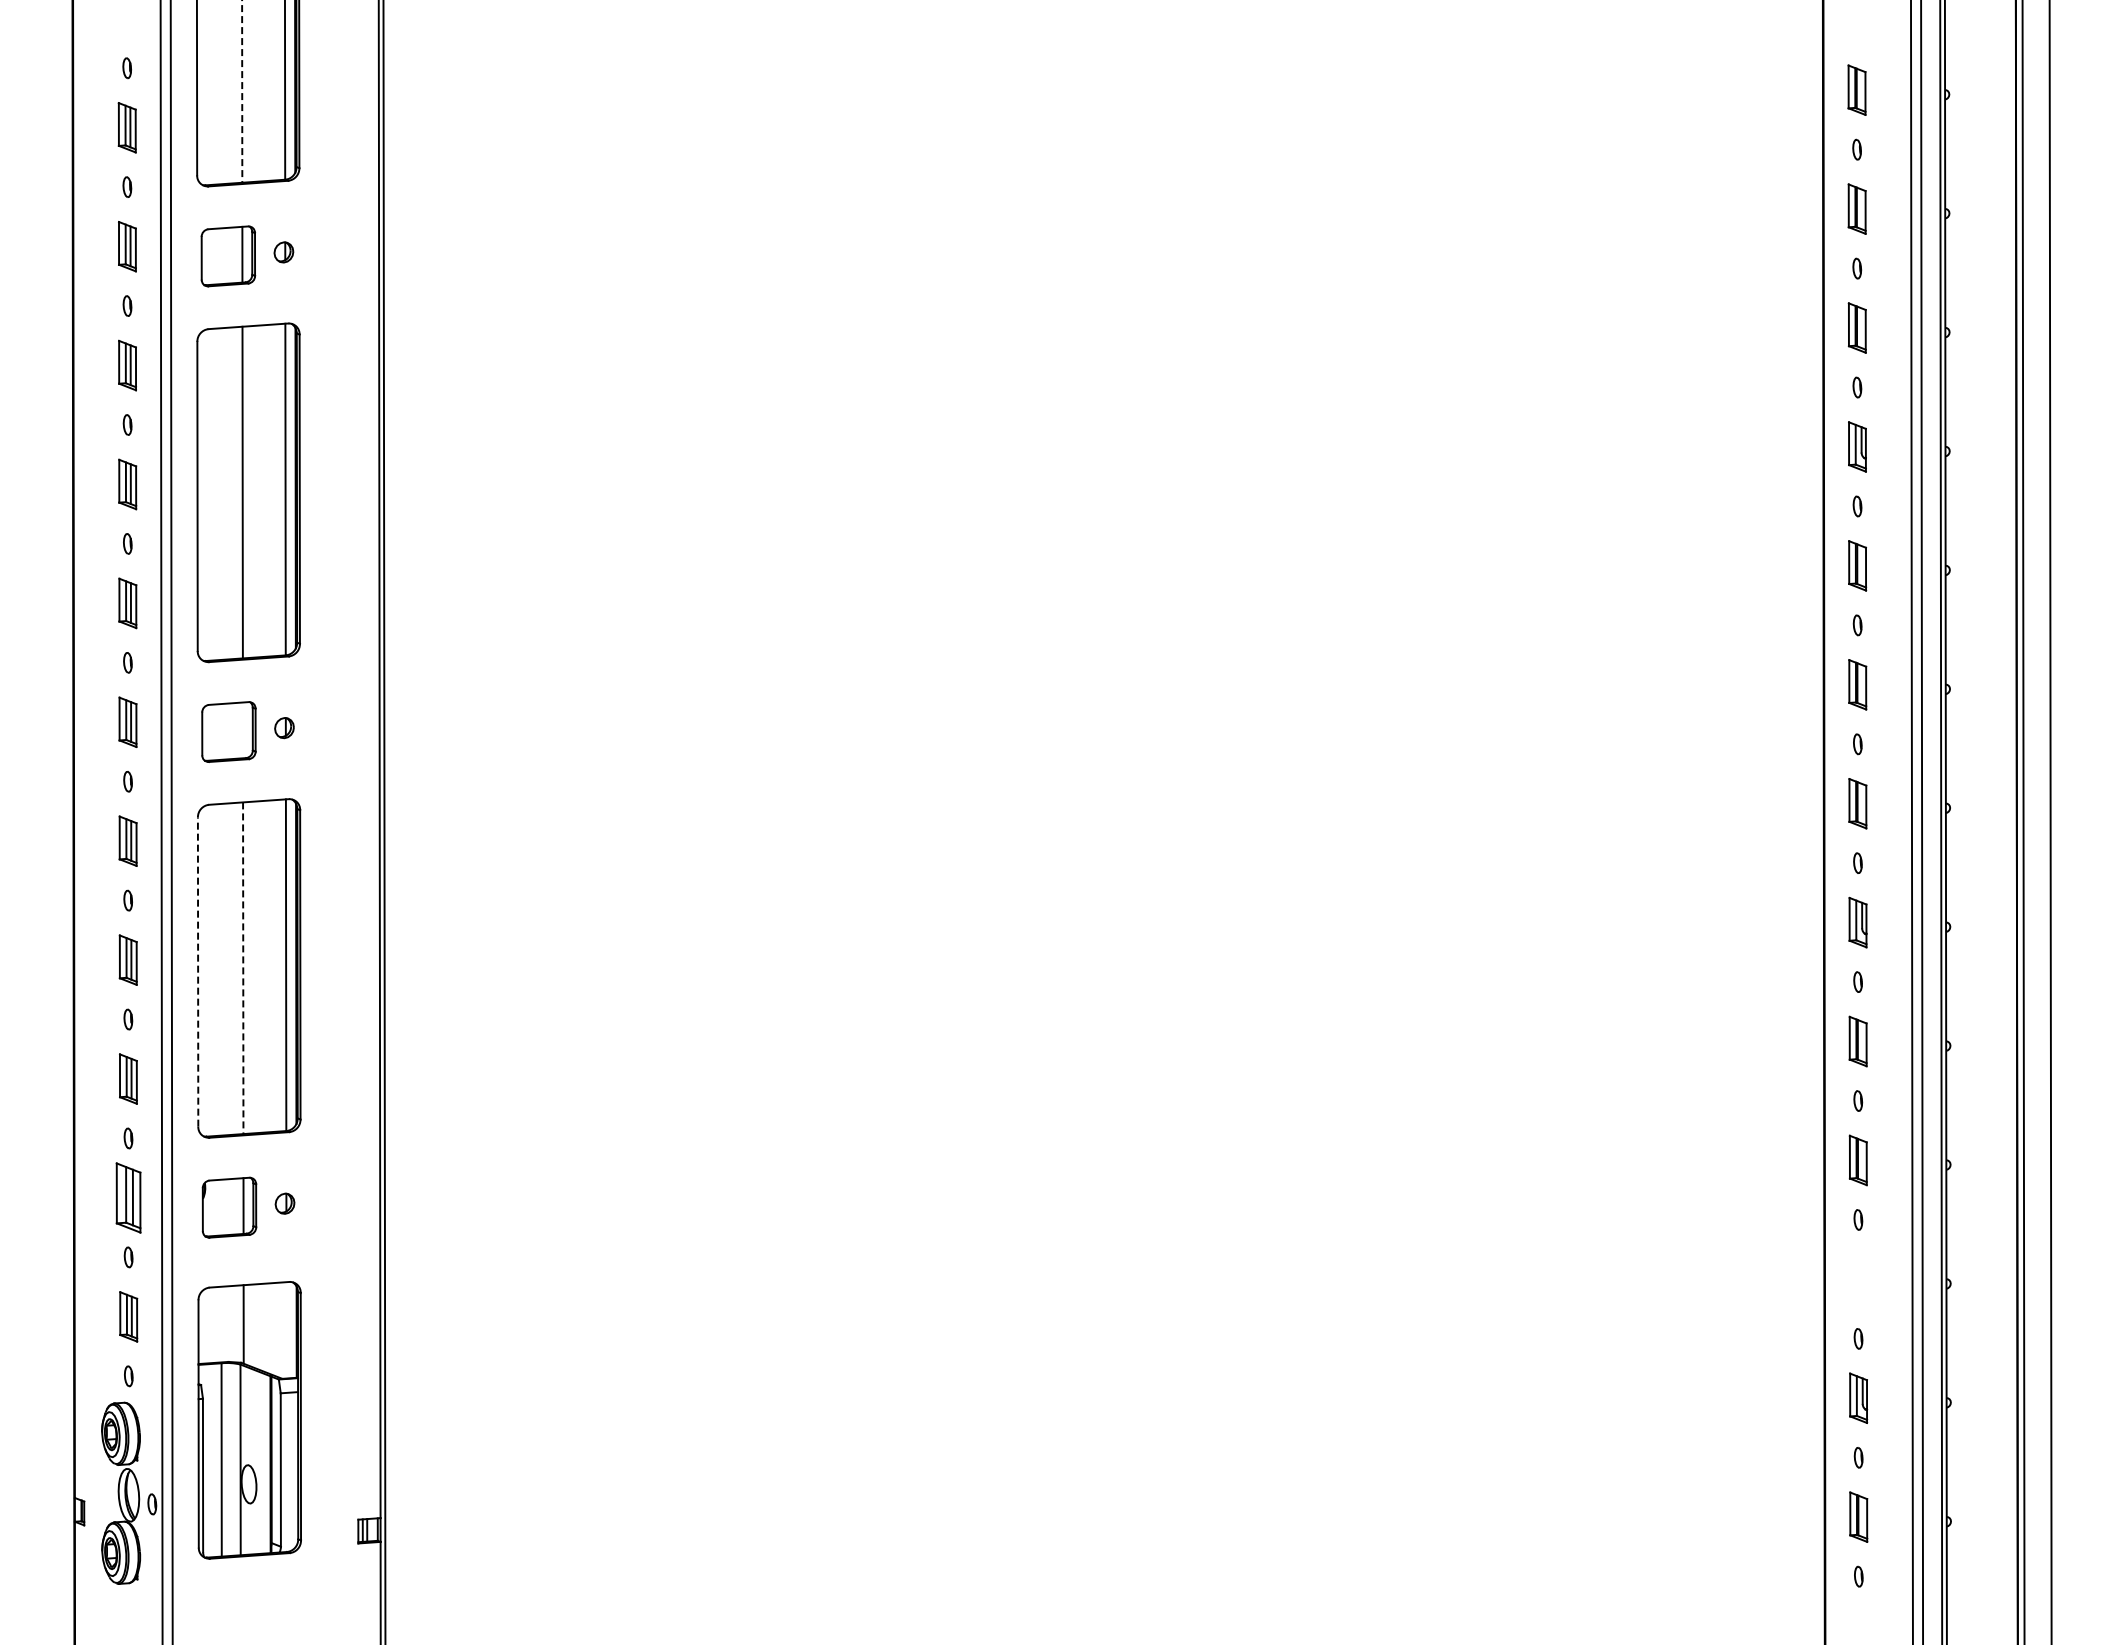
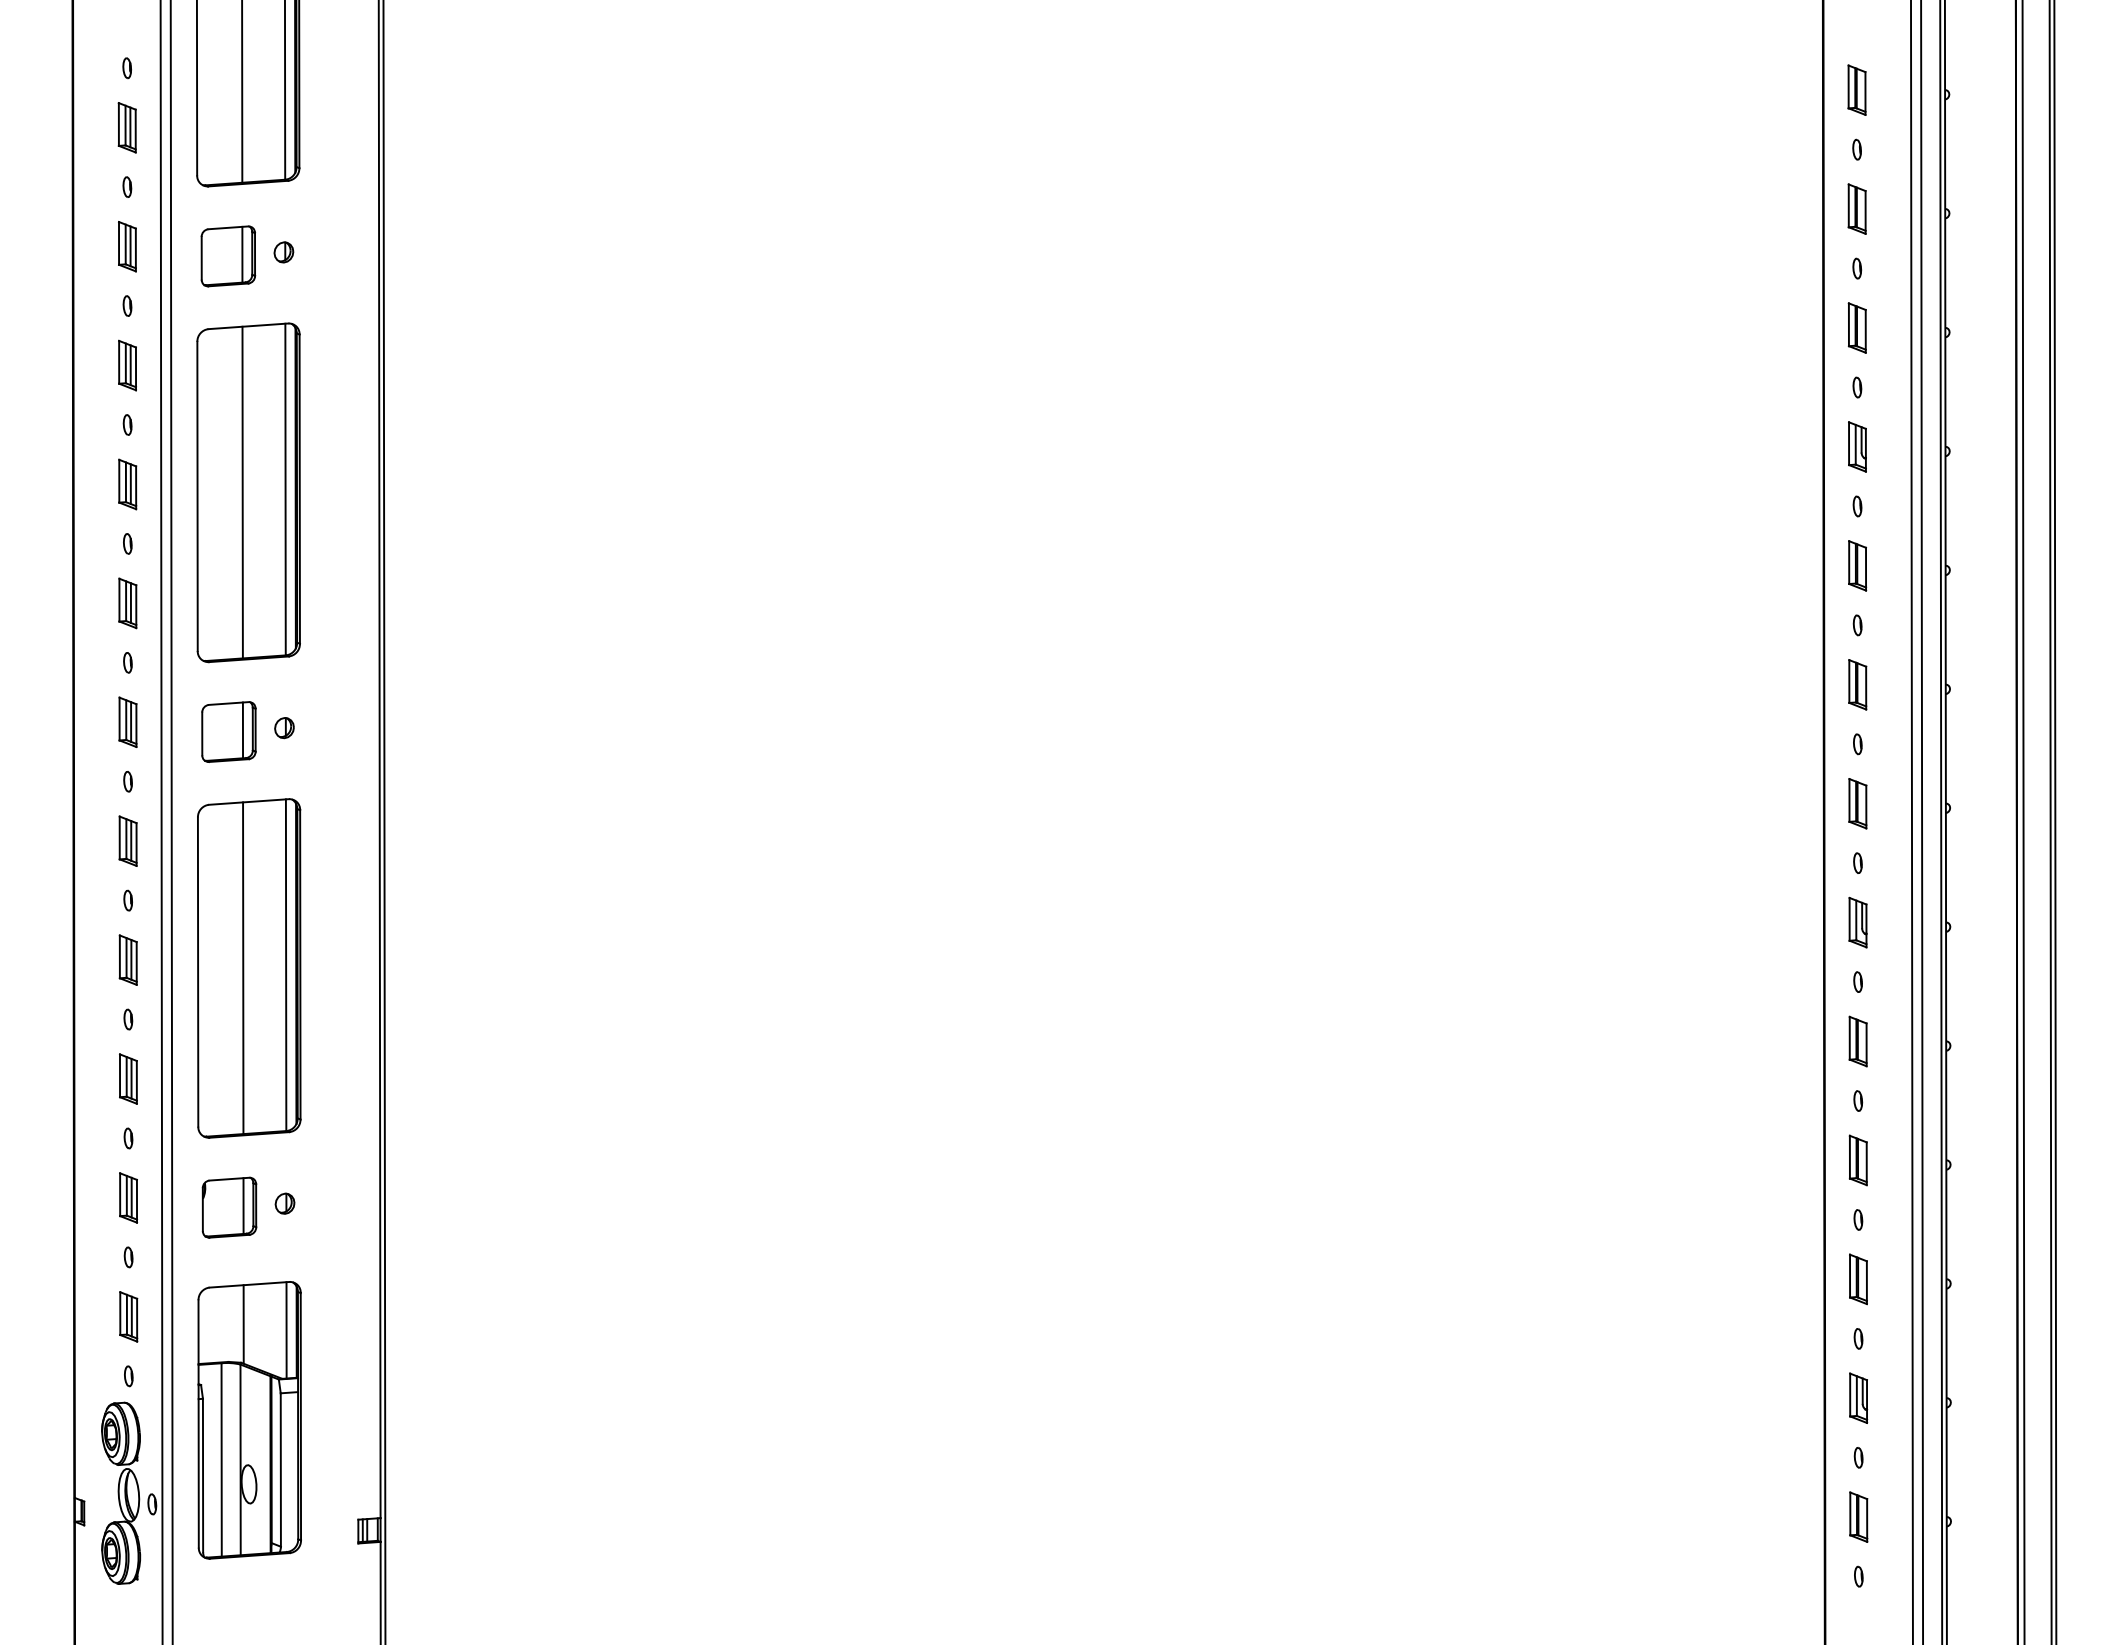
line: dashed -> solid (242, 91)
line: none -> present (242, 730)
line: none -> present (2055, 821)
line: dashed -> solid (243, 968)
line: dashed -> solid (198, 972)
part size: 27x72 px -> 19x52 px (128, 1197)
part: none -> present (1858, 1279)
line: none -> present (286, 1330)
